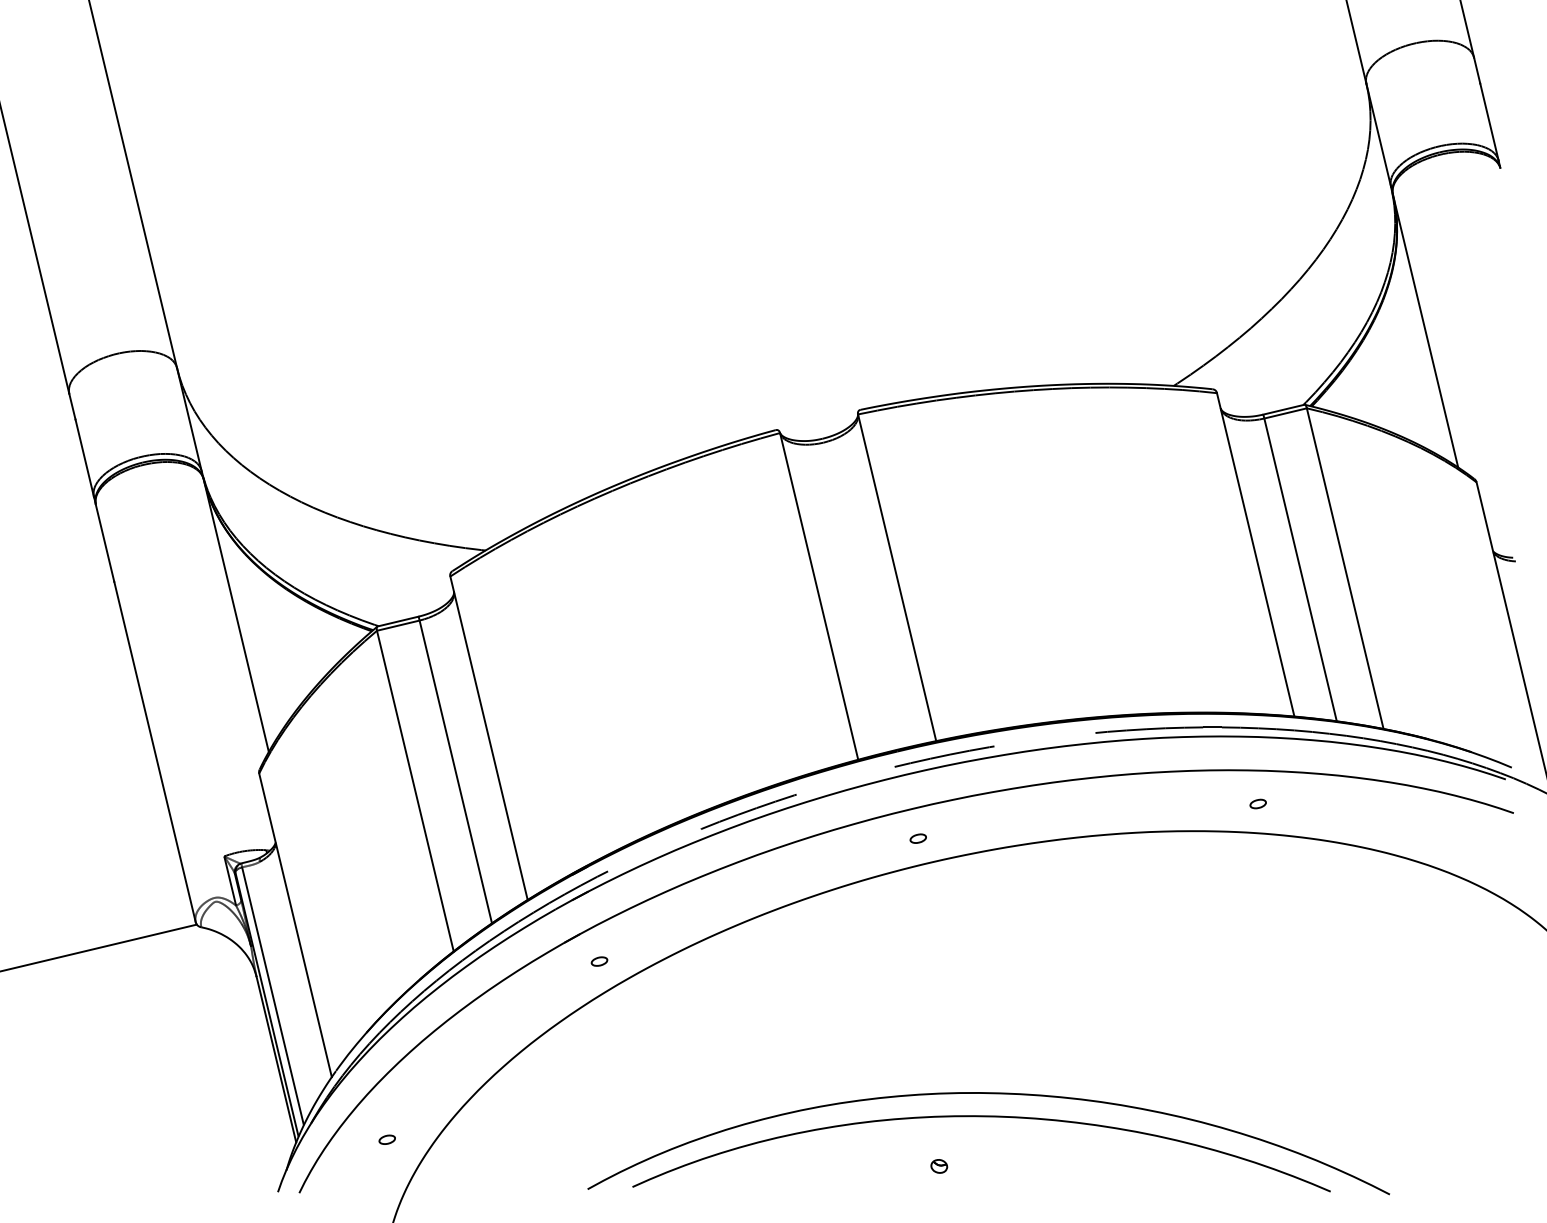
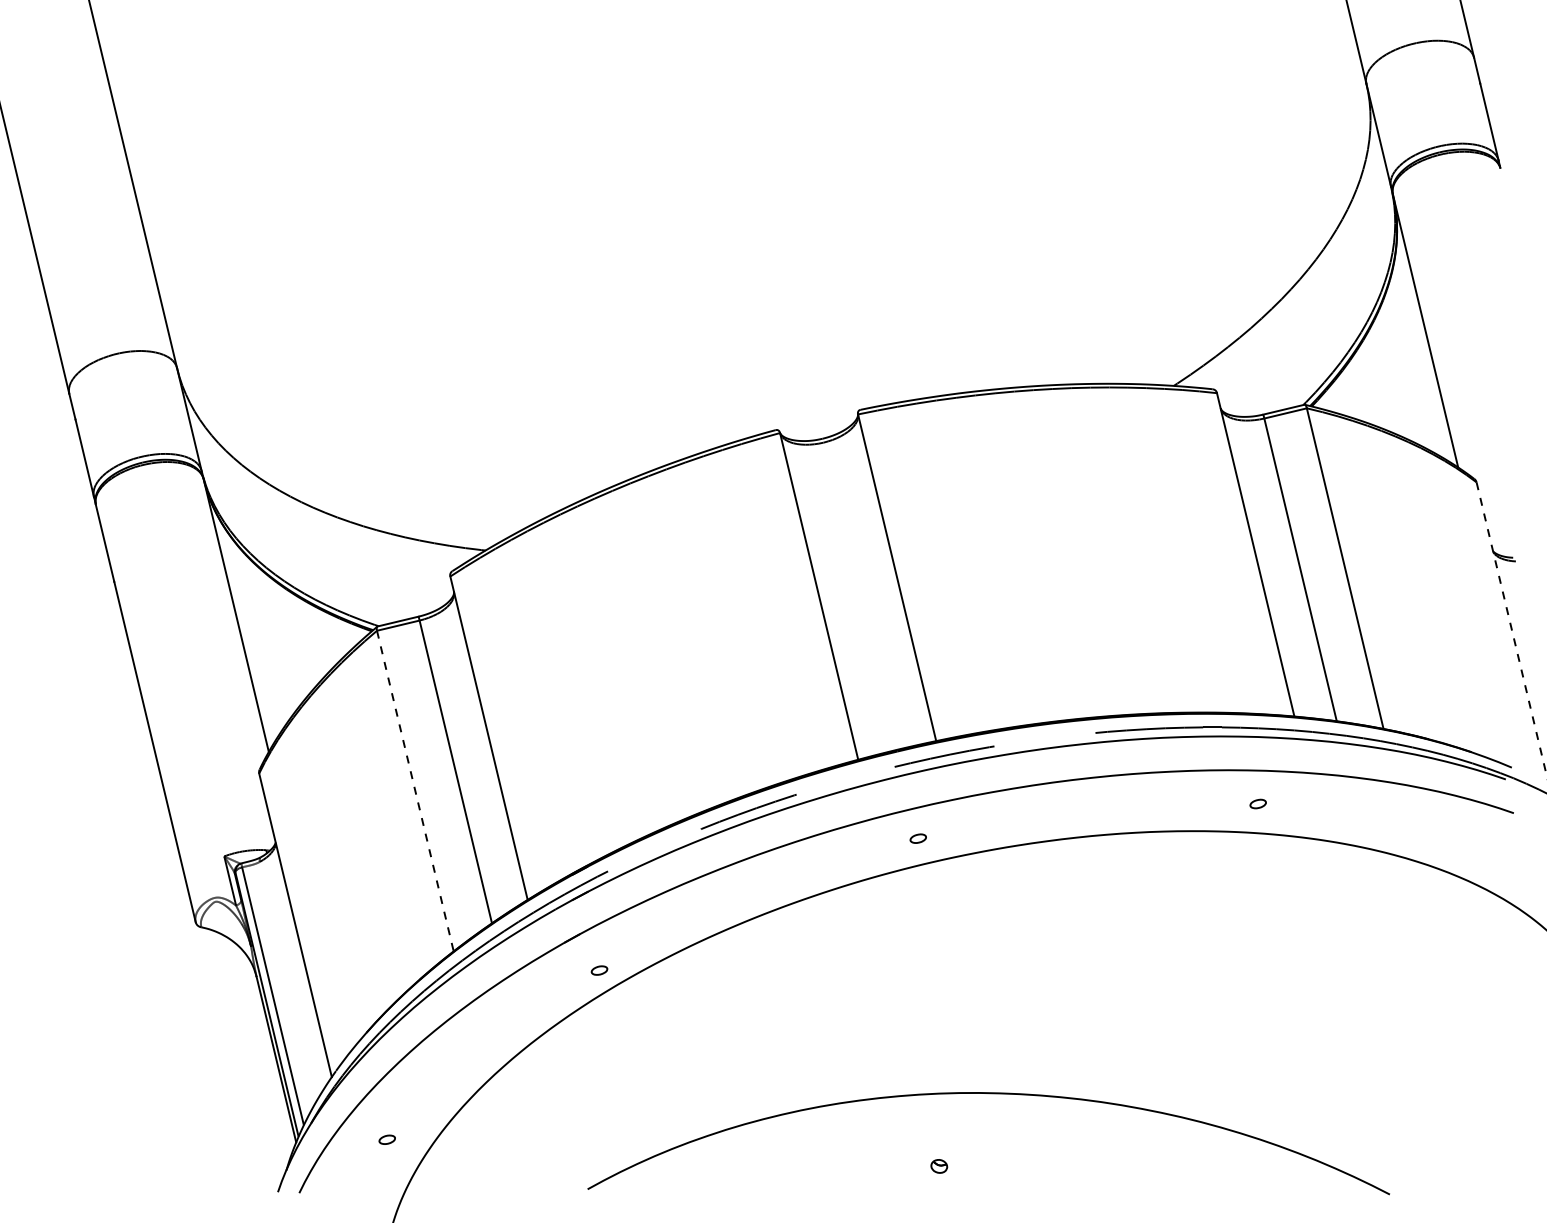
line: solid -> dashed (1511, 629)
line: solid -> dashed (415, 791)
line: present -> none (99, 947)
part position: (599, 961) -> (599, 970) (599, 970)
curve: present -> none (981, 1117)
